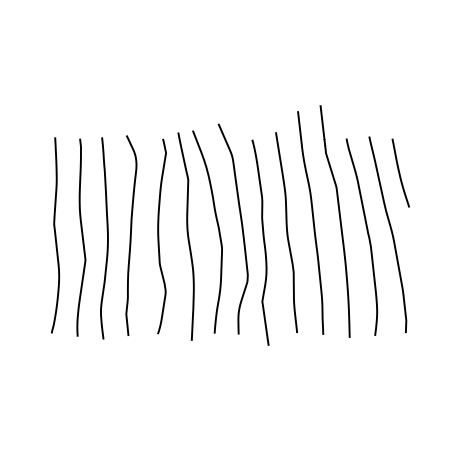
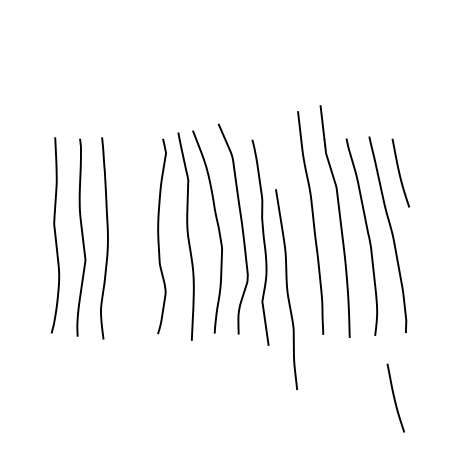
curve position: (286, 232) -> (286, 289) (286, 289)
curve: present -> none (131, 235)
curve: none -> present (395, 397)
